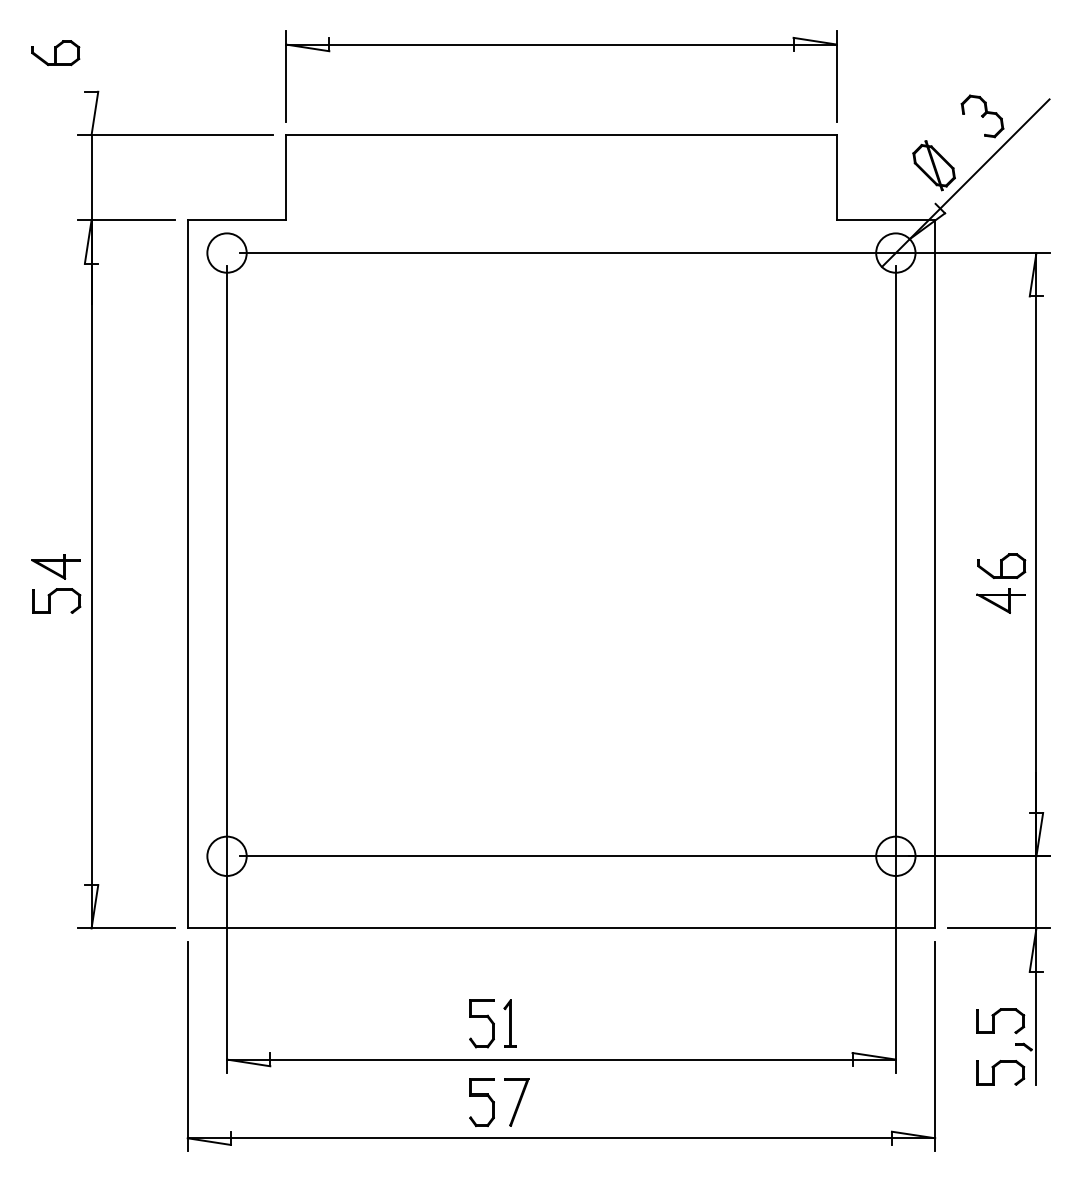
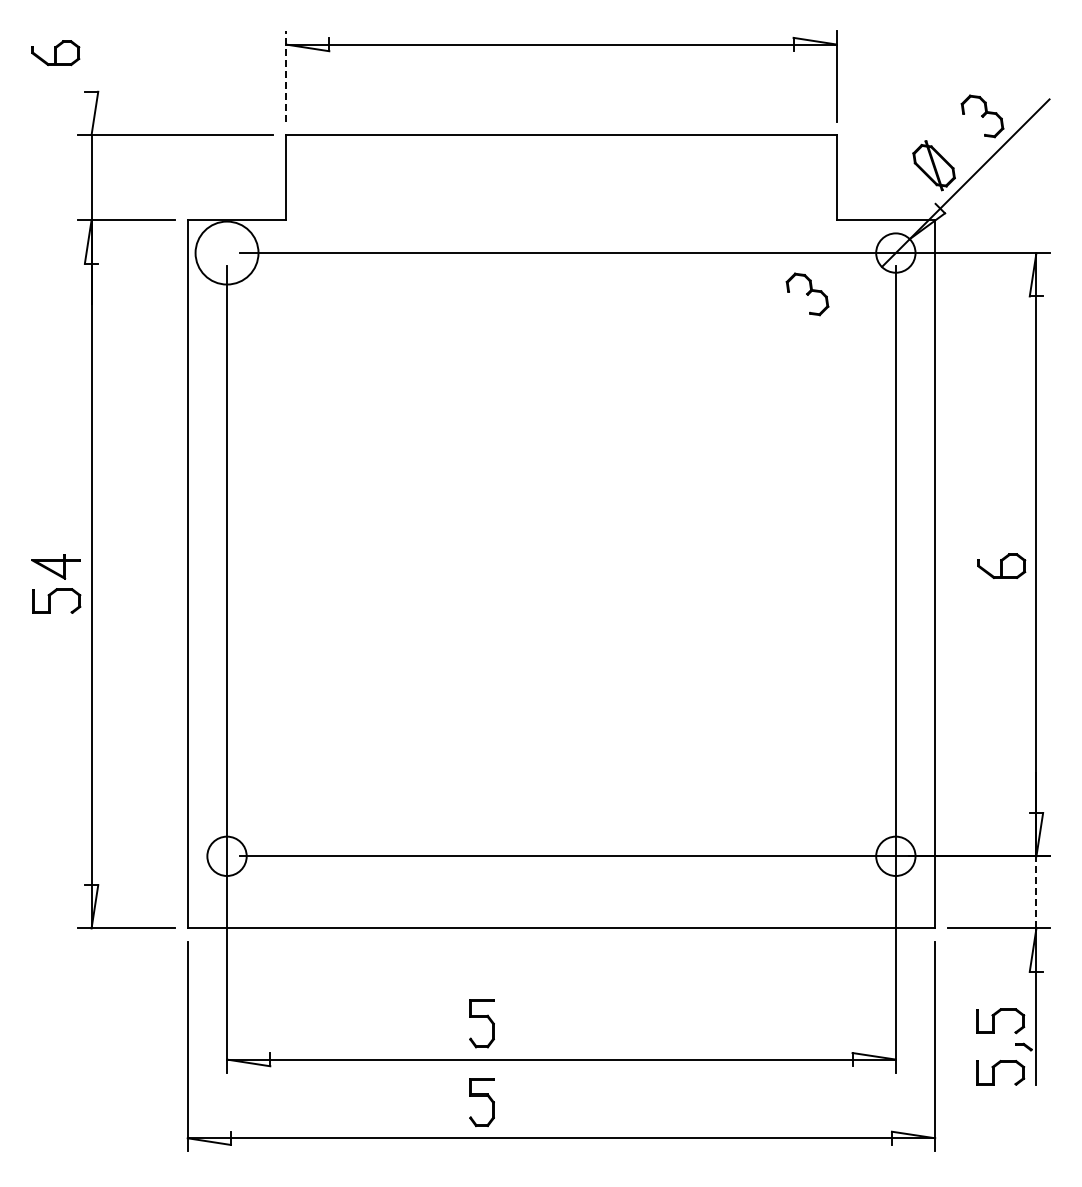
line: solid -> dashed (286, 76)
circle diameter: 39 px -> 63 px (226, 252)
part: none -> present (807, 294)
part: present -> none (1000, 600)
line: solid -> dashed (1036, 891)
part: present -> none (509, 1023)
part: present -> none (516, 1102)
